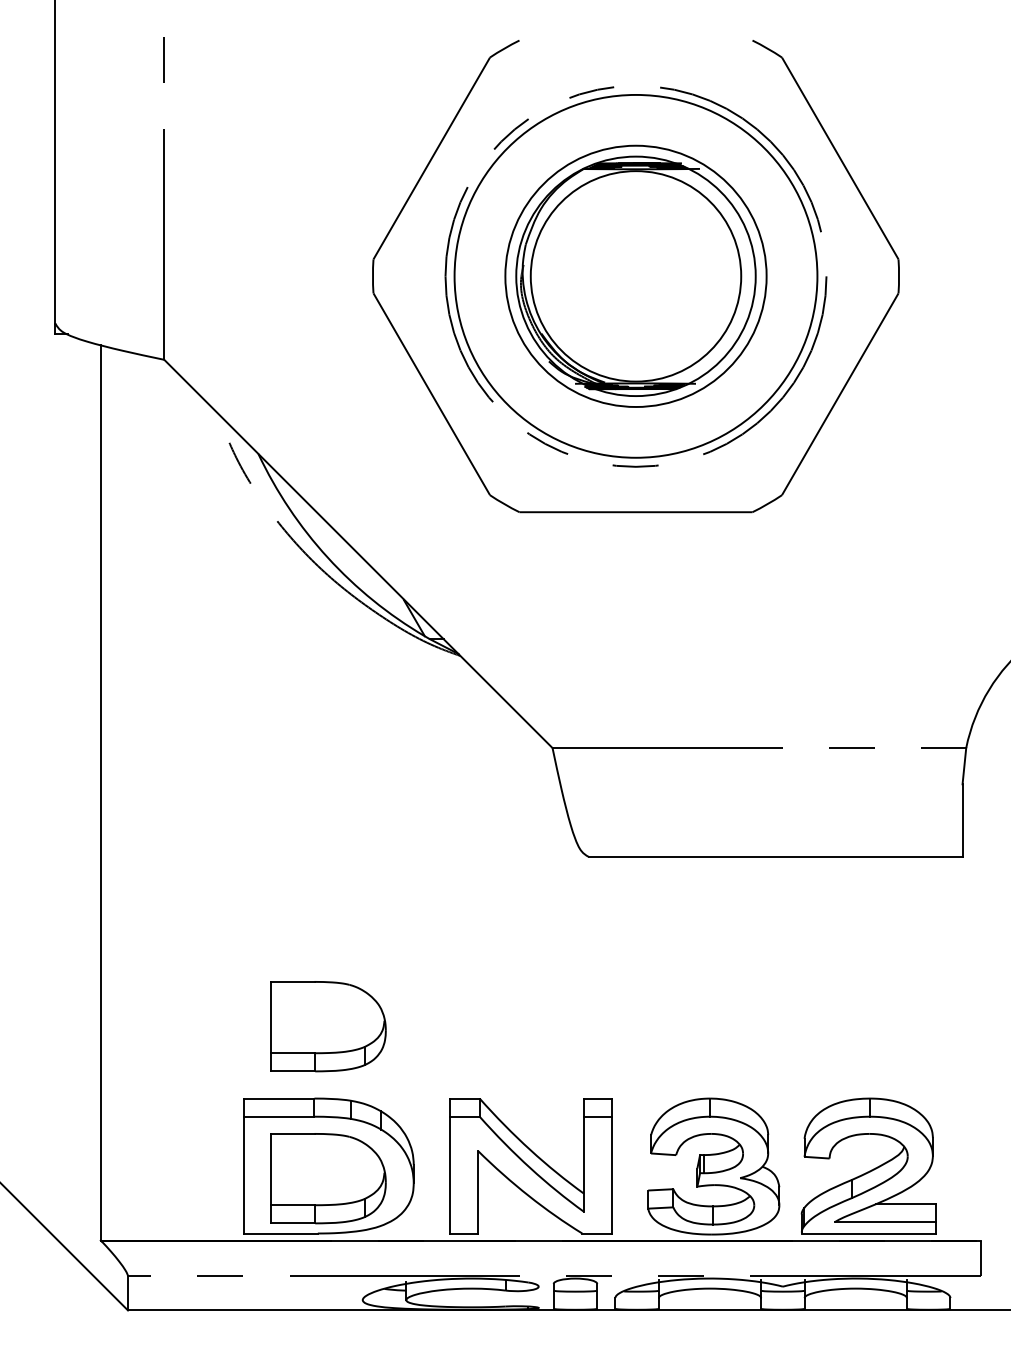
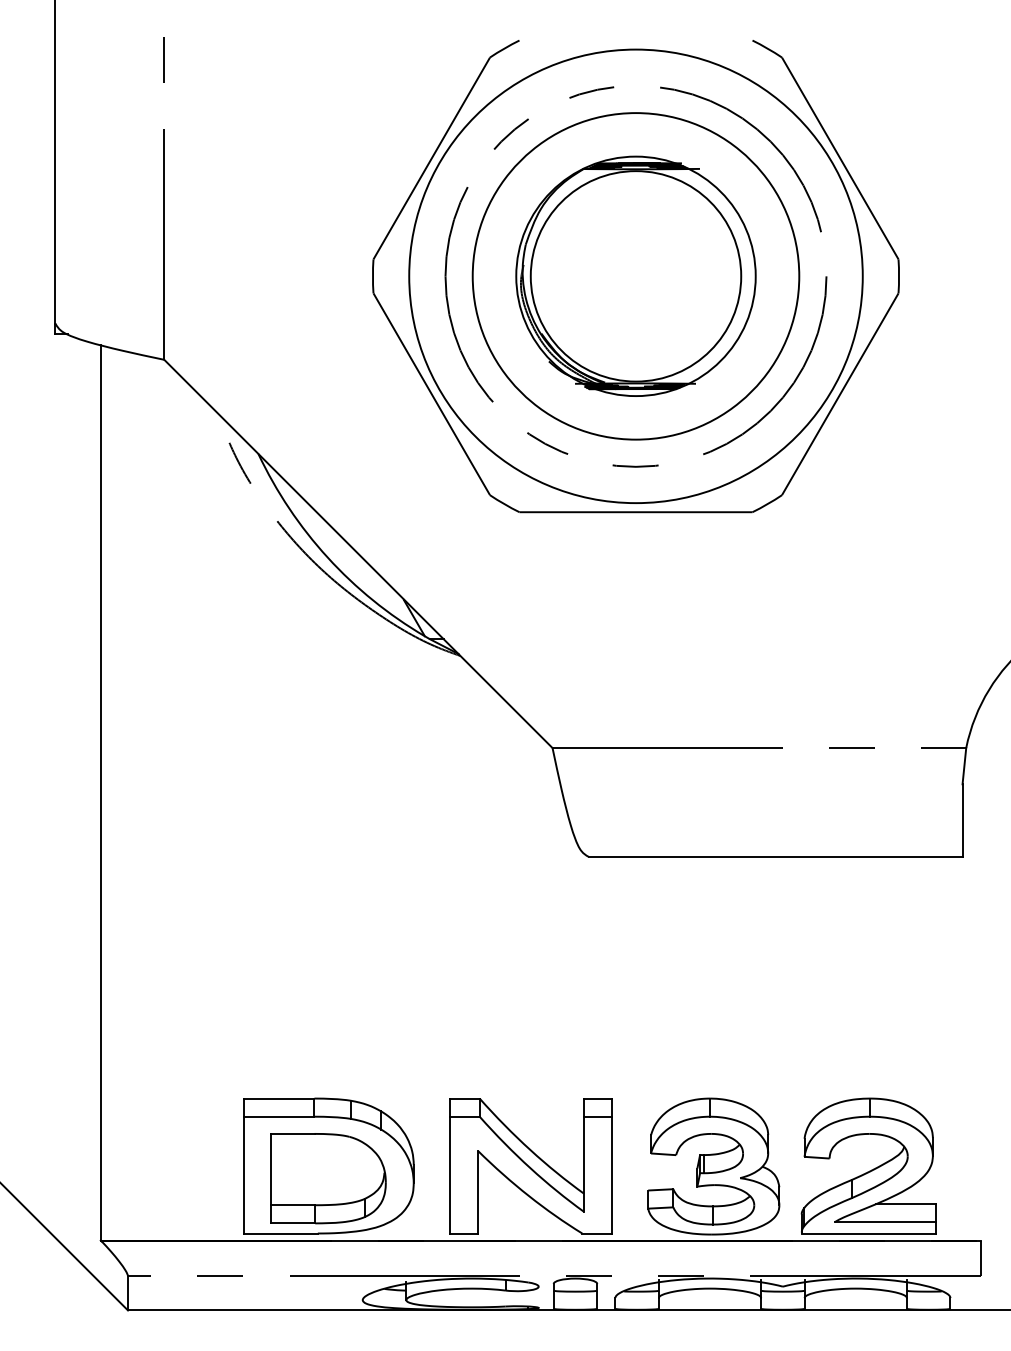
circle diameter: 261 px -> 327 px (635, 276)
circle diameter: 363 px -> 454 px (635, 276)
part: present -> none (328, 1026)
